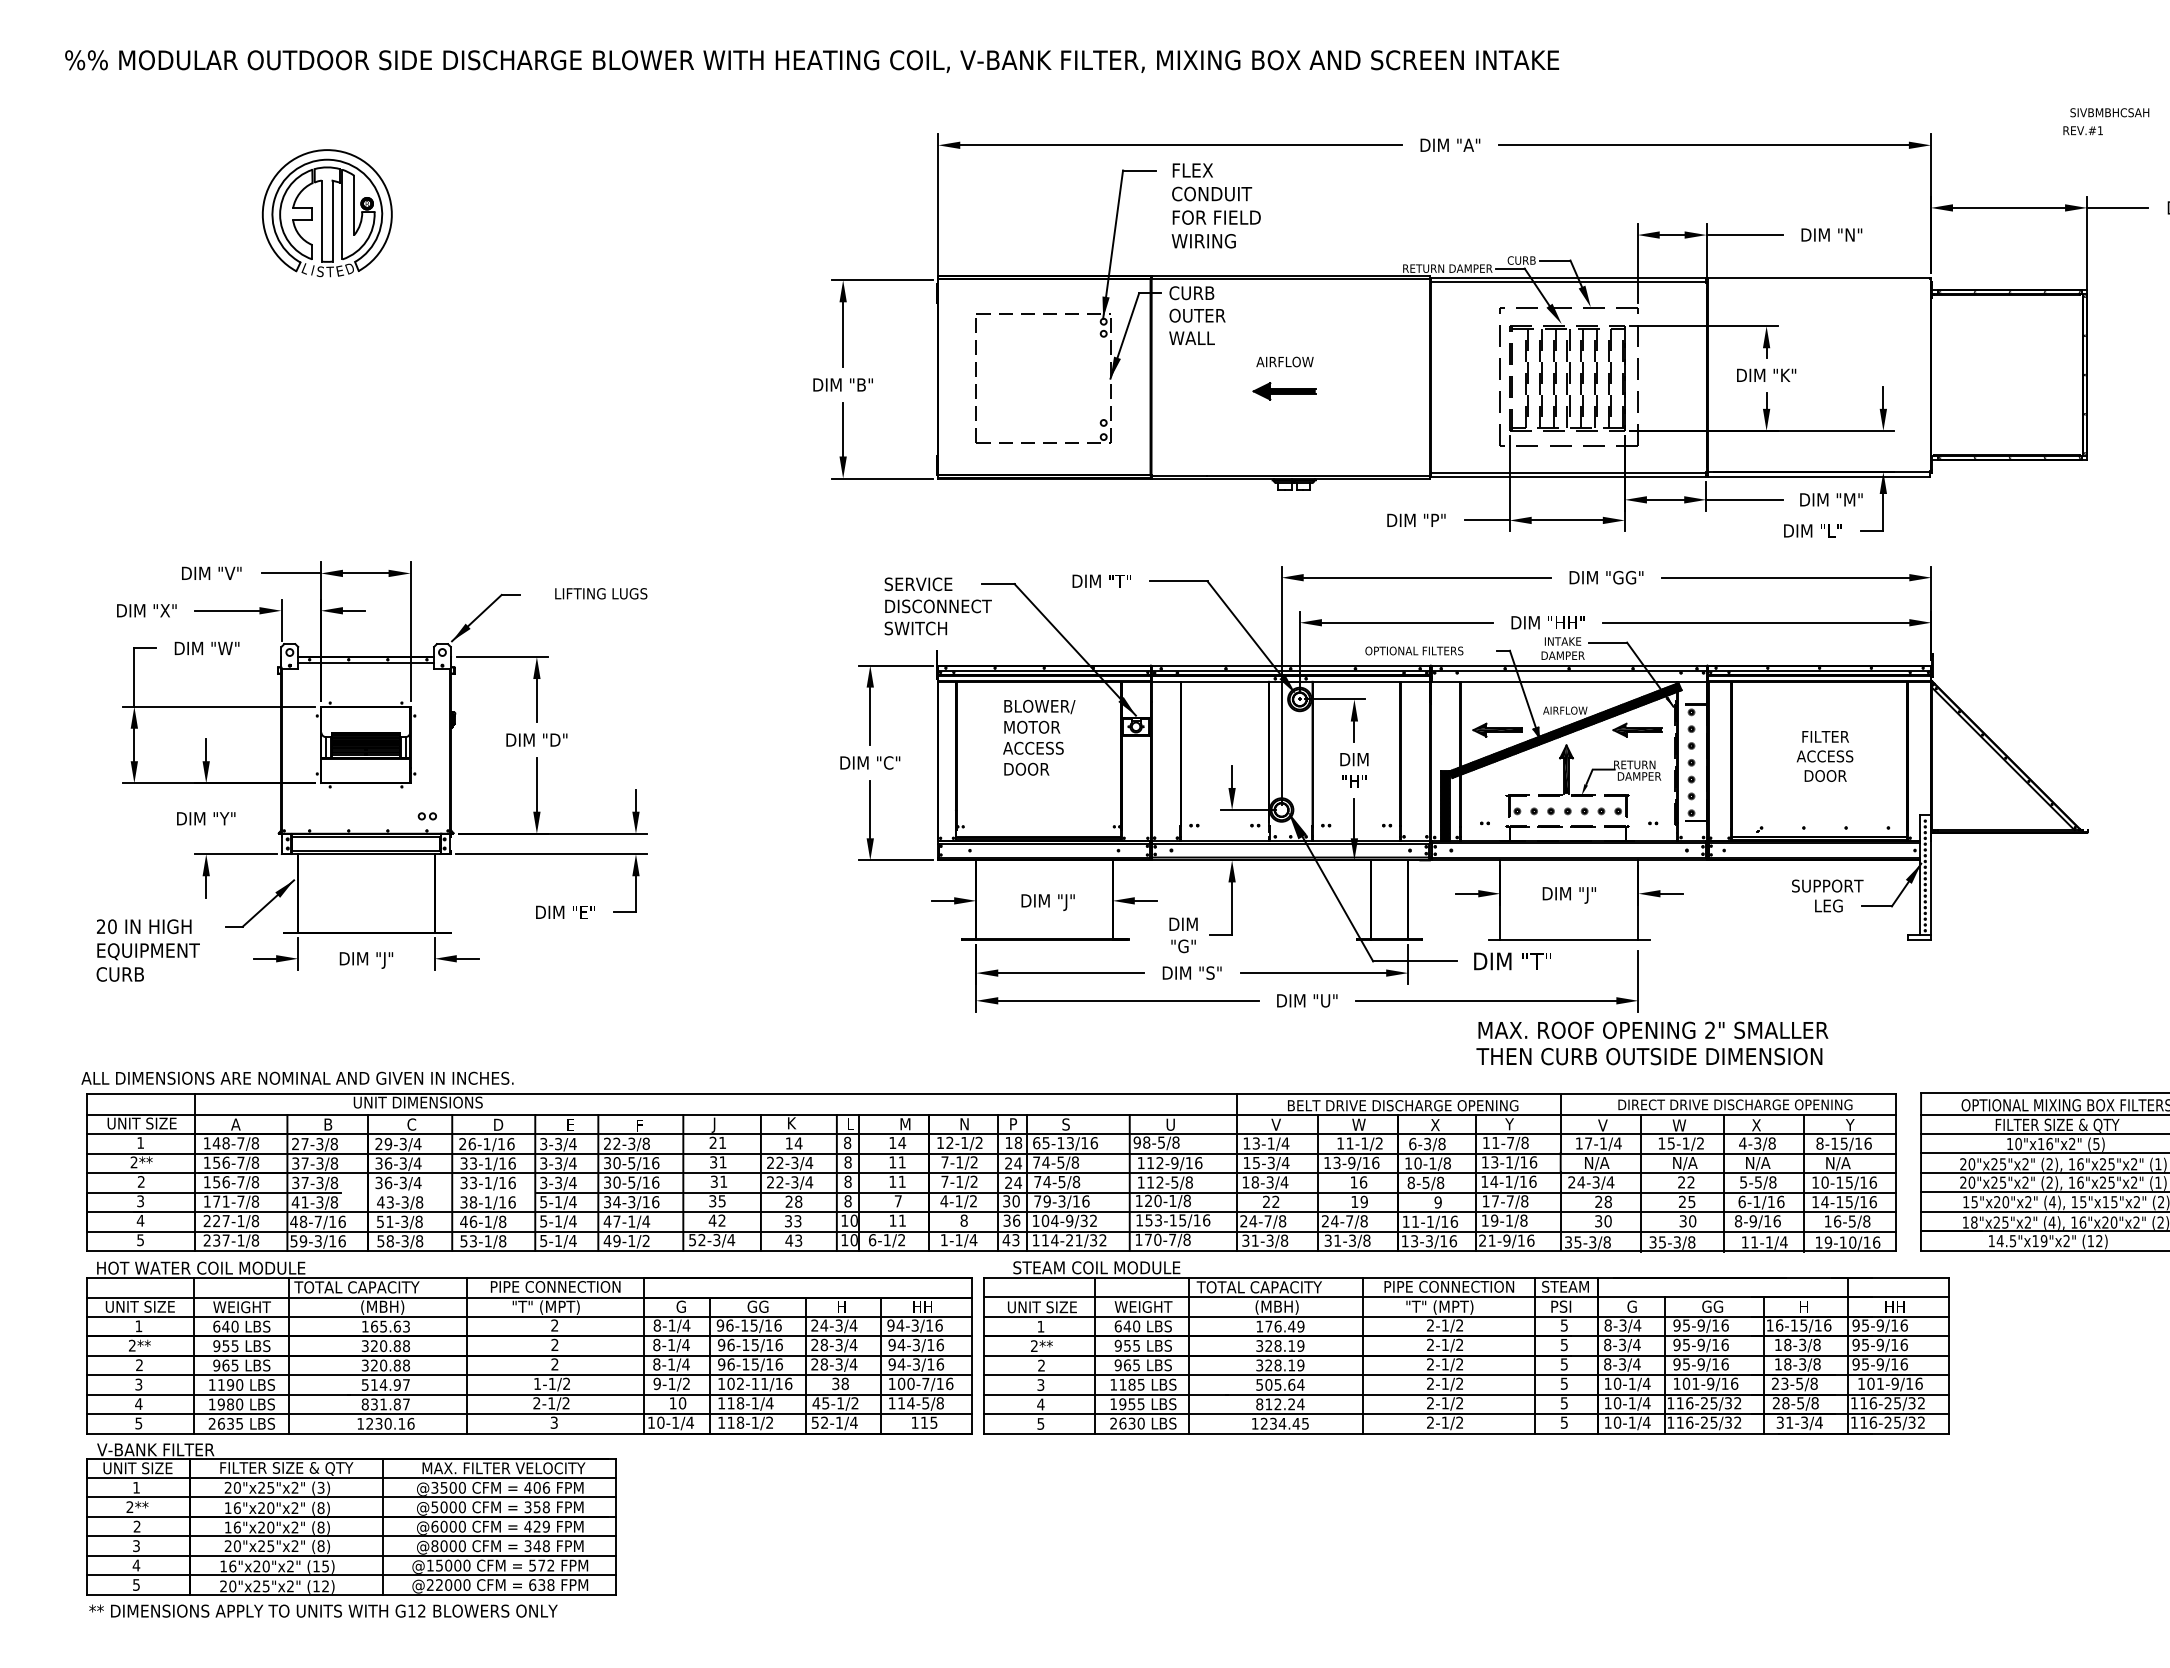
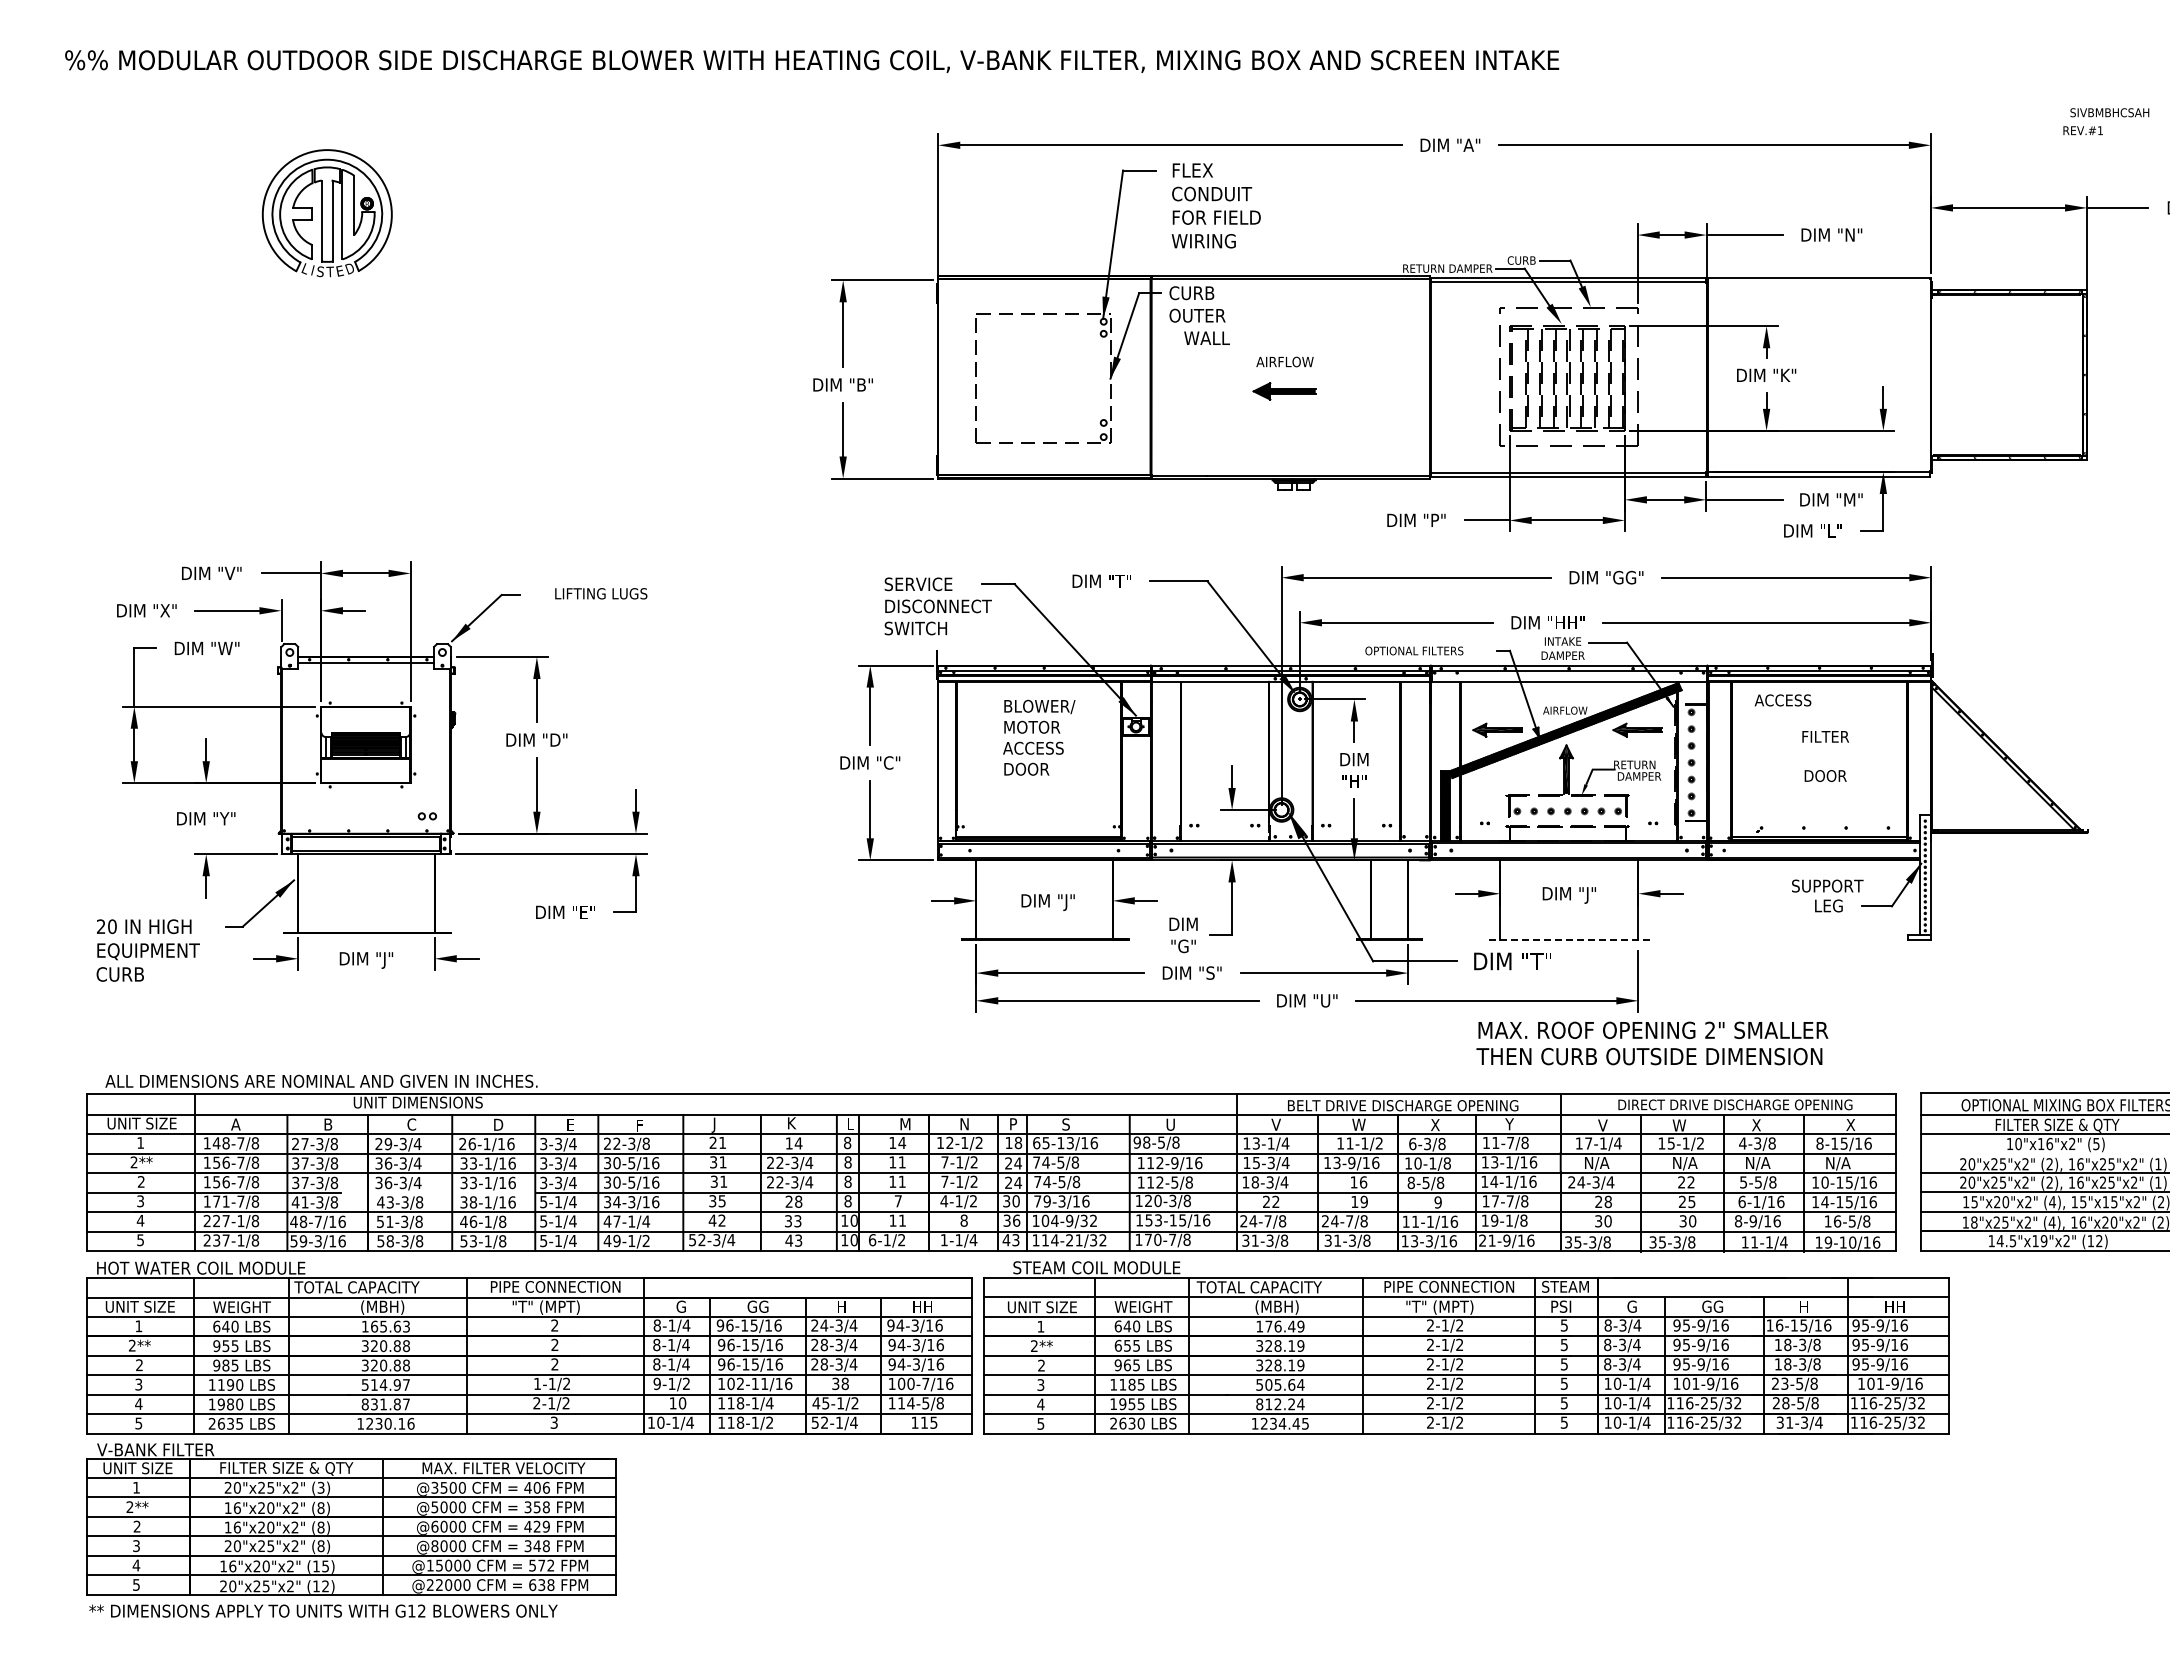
text position: (1191, 337) -> (1206, 337) (1206, 337)
text position: (1824, 756) -> (1782, 700) (1782, 700)
line: solid -> dashed (1569, 939)
text position: (297, 1077) -> (321, 1080) (321, 1080)
text: Y -> X (1850, 1124)
line: present -> none (2043, 1153)
text: 120-1/8 -> 120-3/8 (1172, 1200)
text: 955 -> 655 (1117, 1345)
text: 965 -> 985 (225, 1365)
